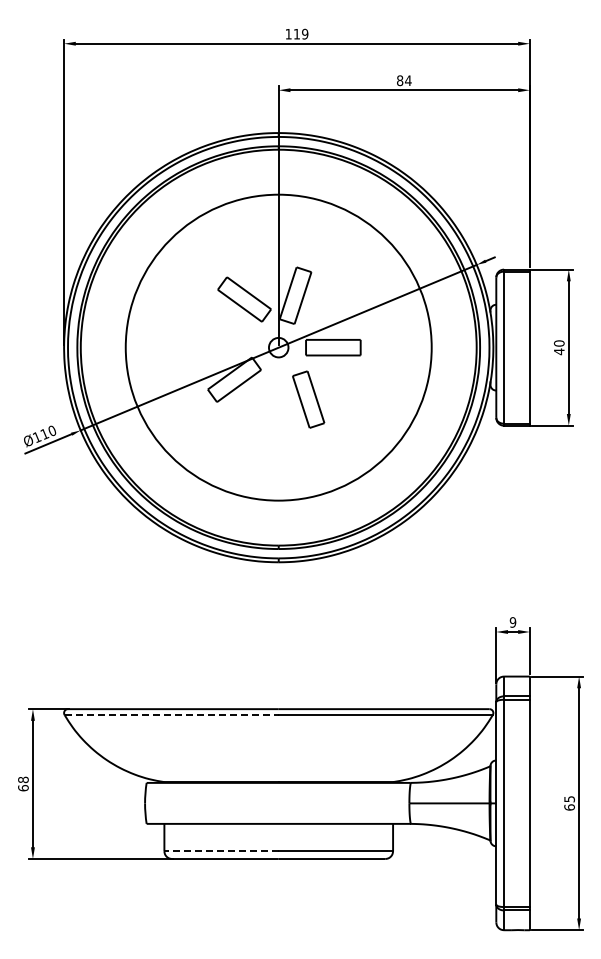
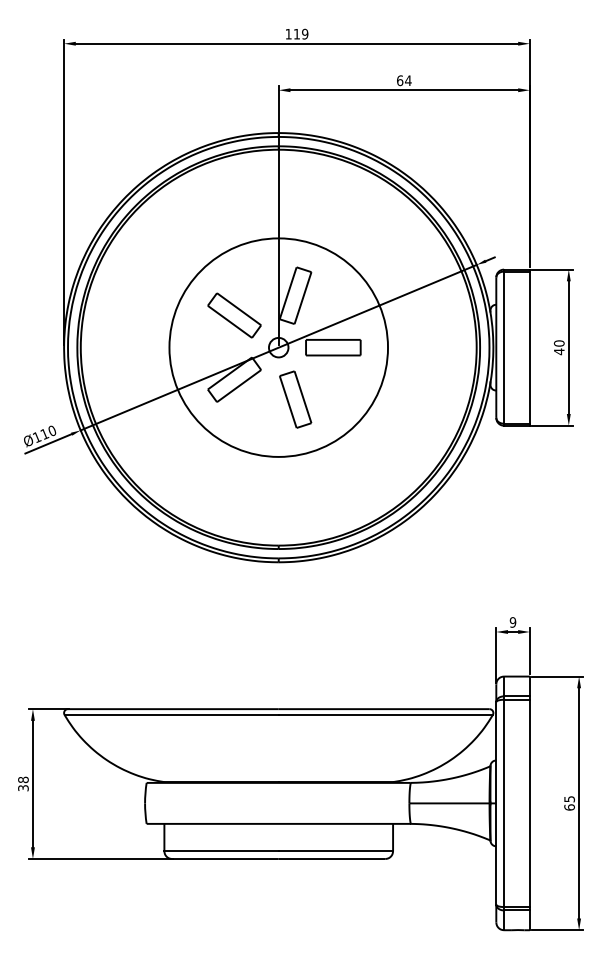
text: 84 -> 64 (400, 80)
part position: (244, 299) -> (234, 315) (234, 315)
circle diameter: 306 px -> 219 px (278, 347)
part position: (308, 399) -> (295, 399) (295, 399)
line: dashed -> solid (172, 715)
text: 68 -> 38 (23, 788)
line: dashed -> solid (221, 851)
